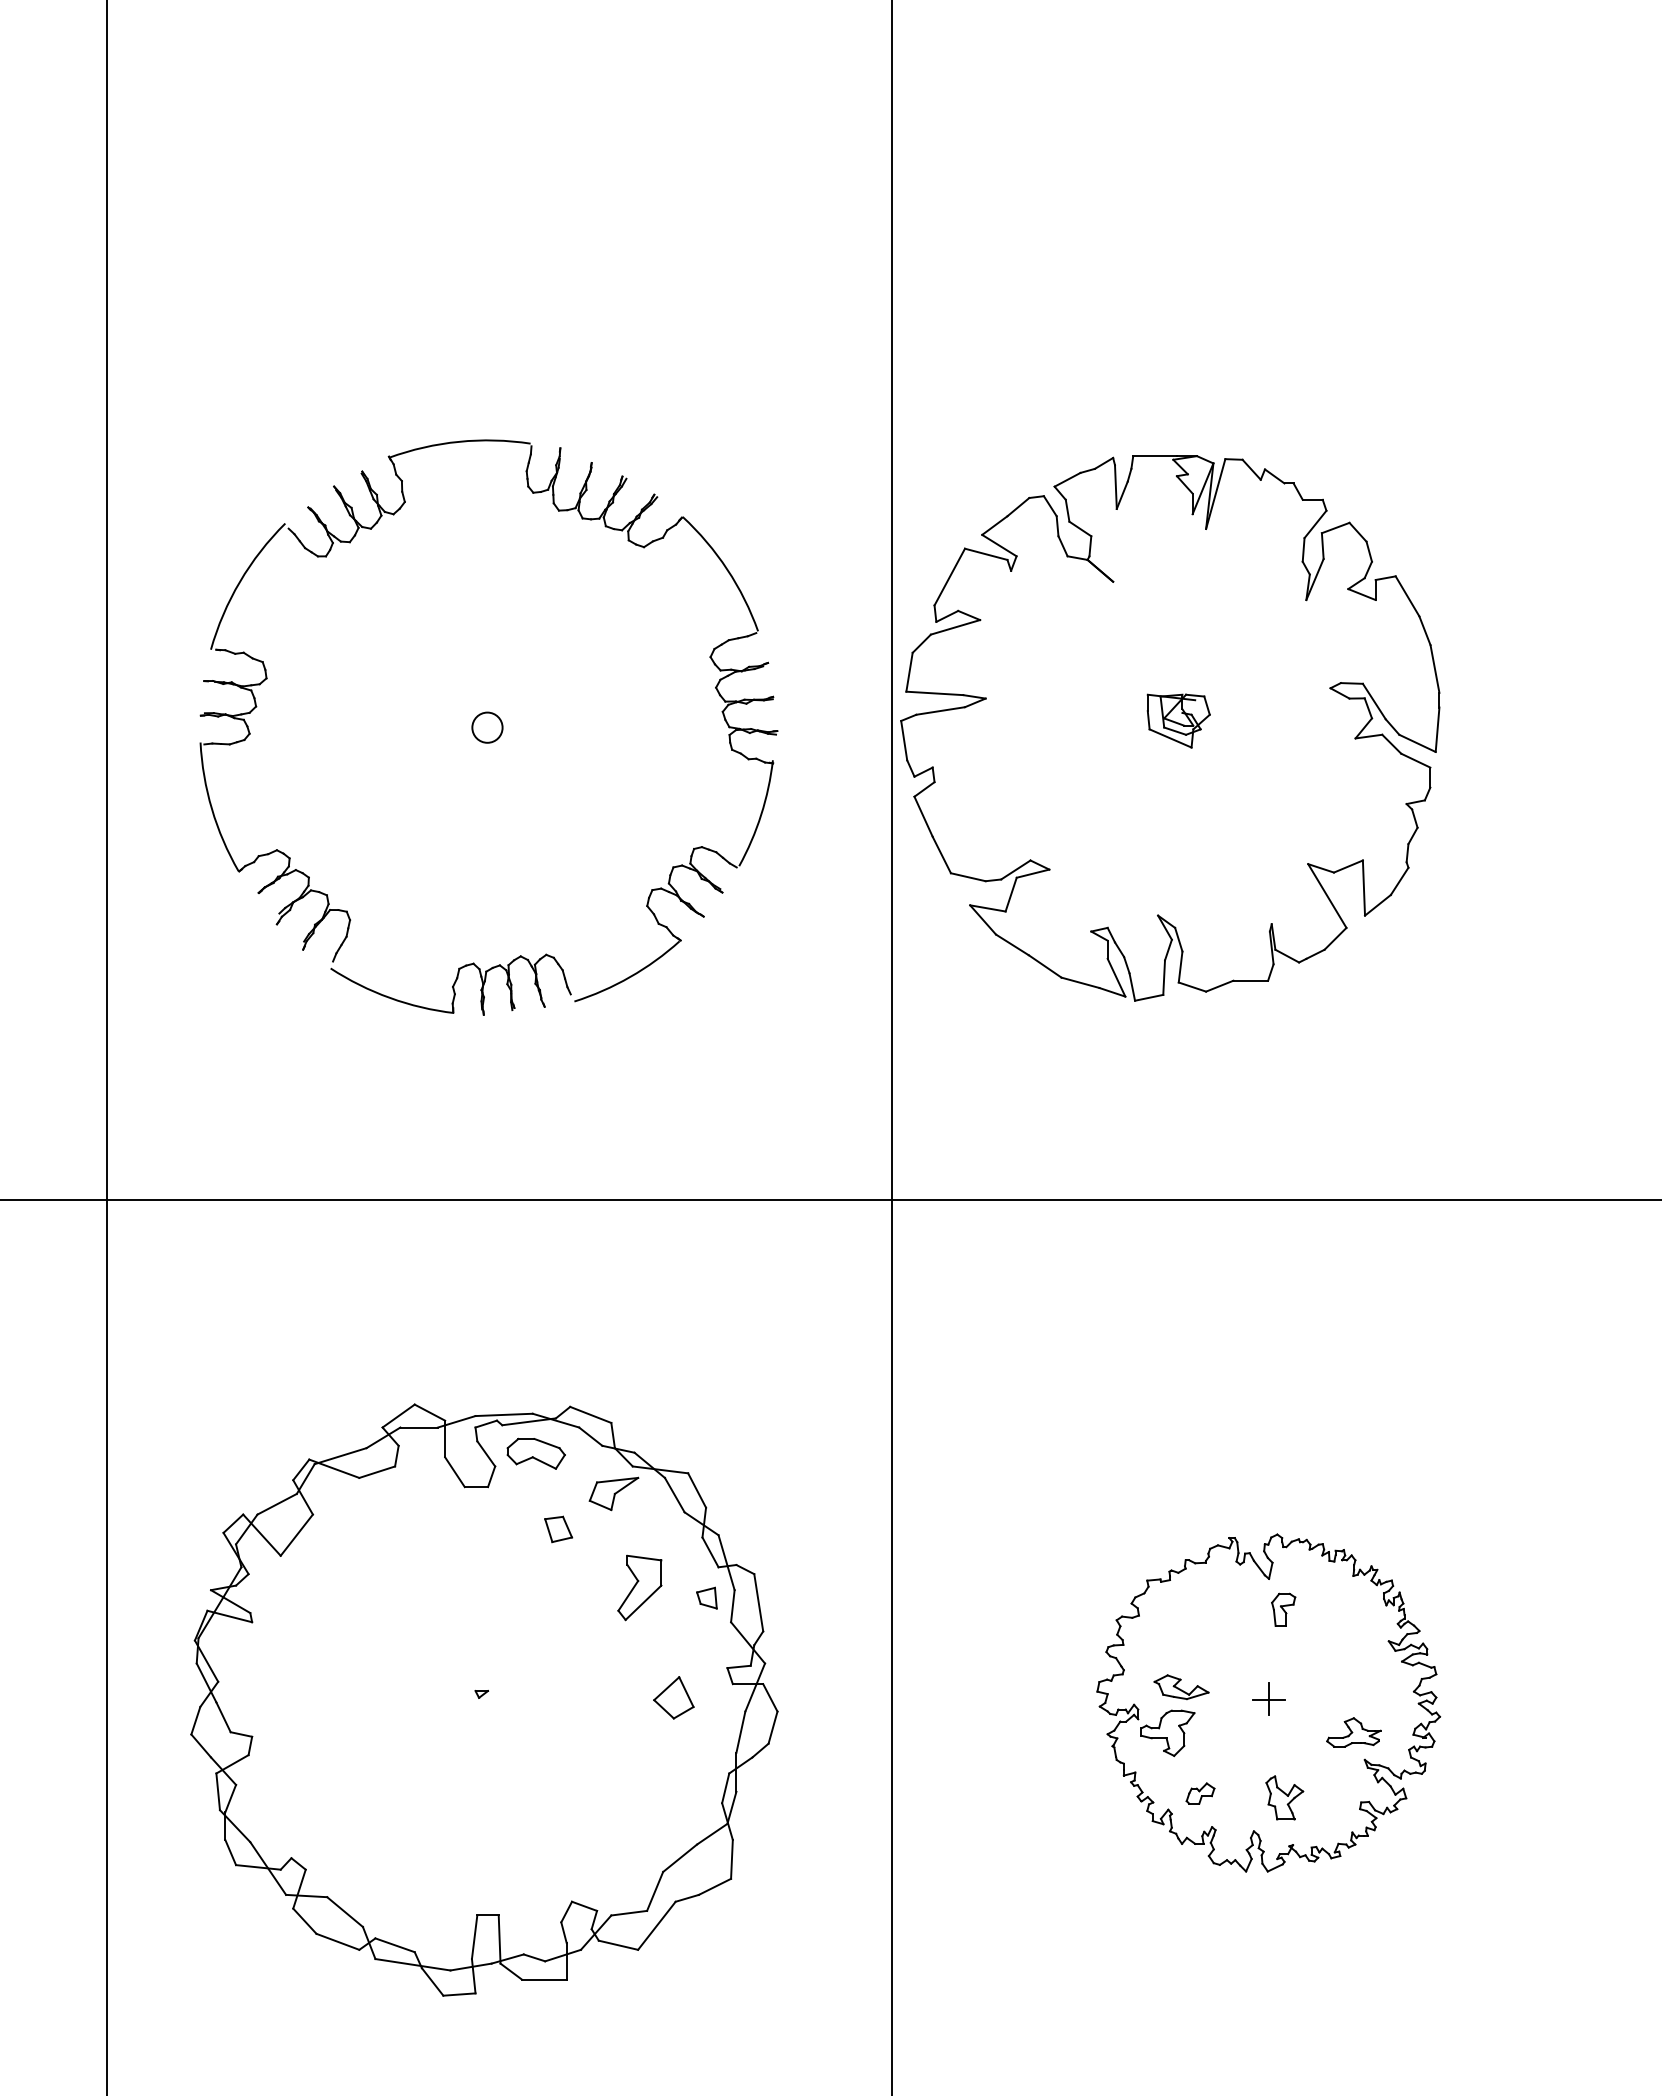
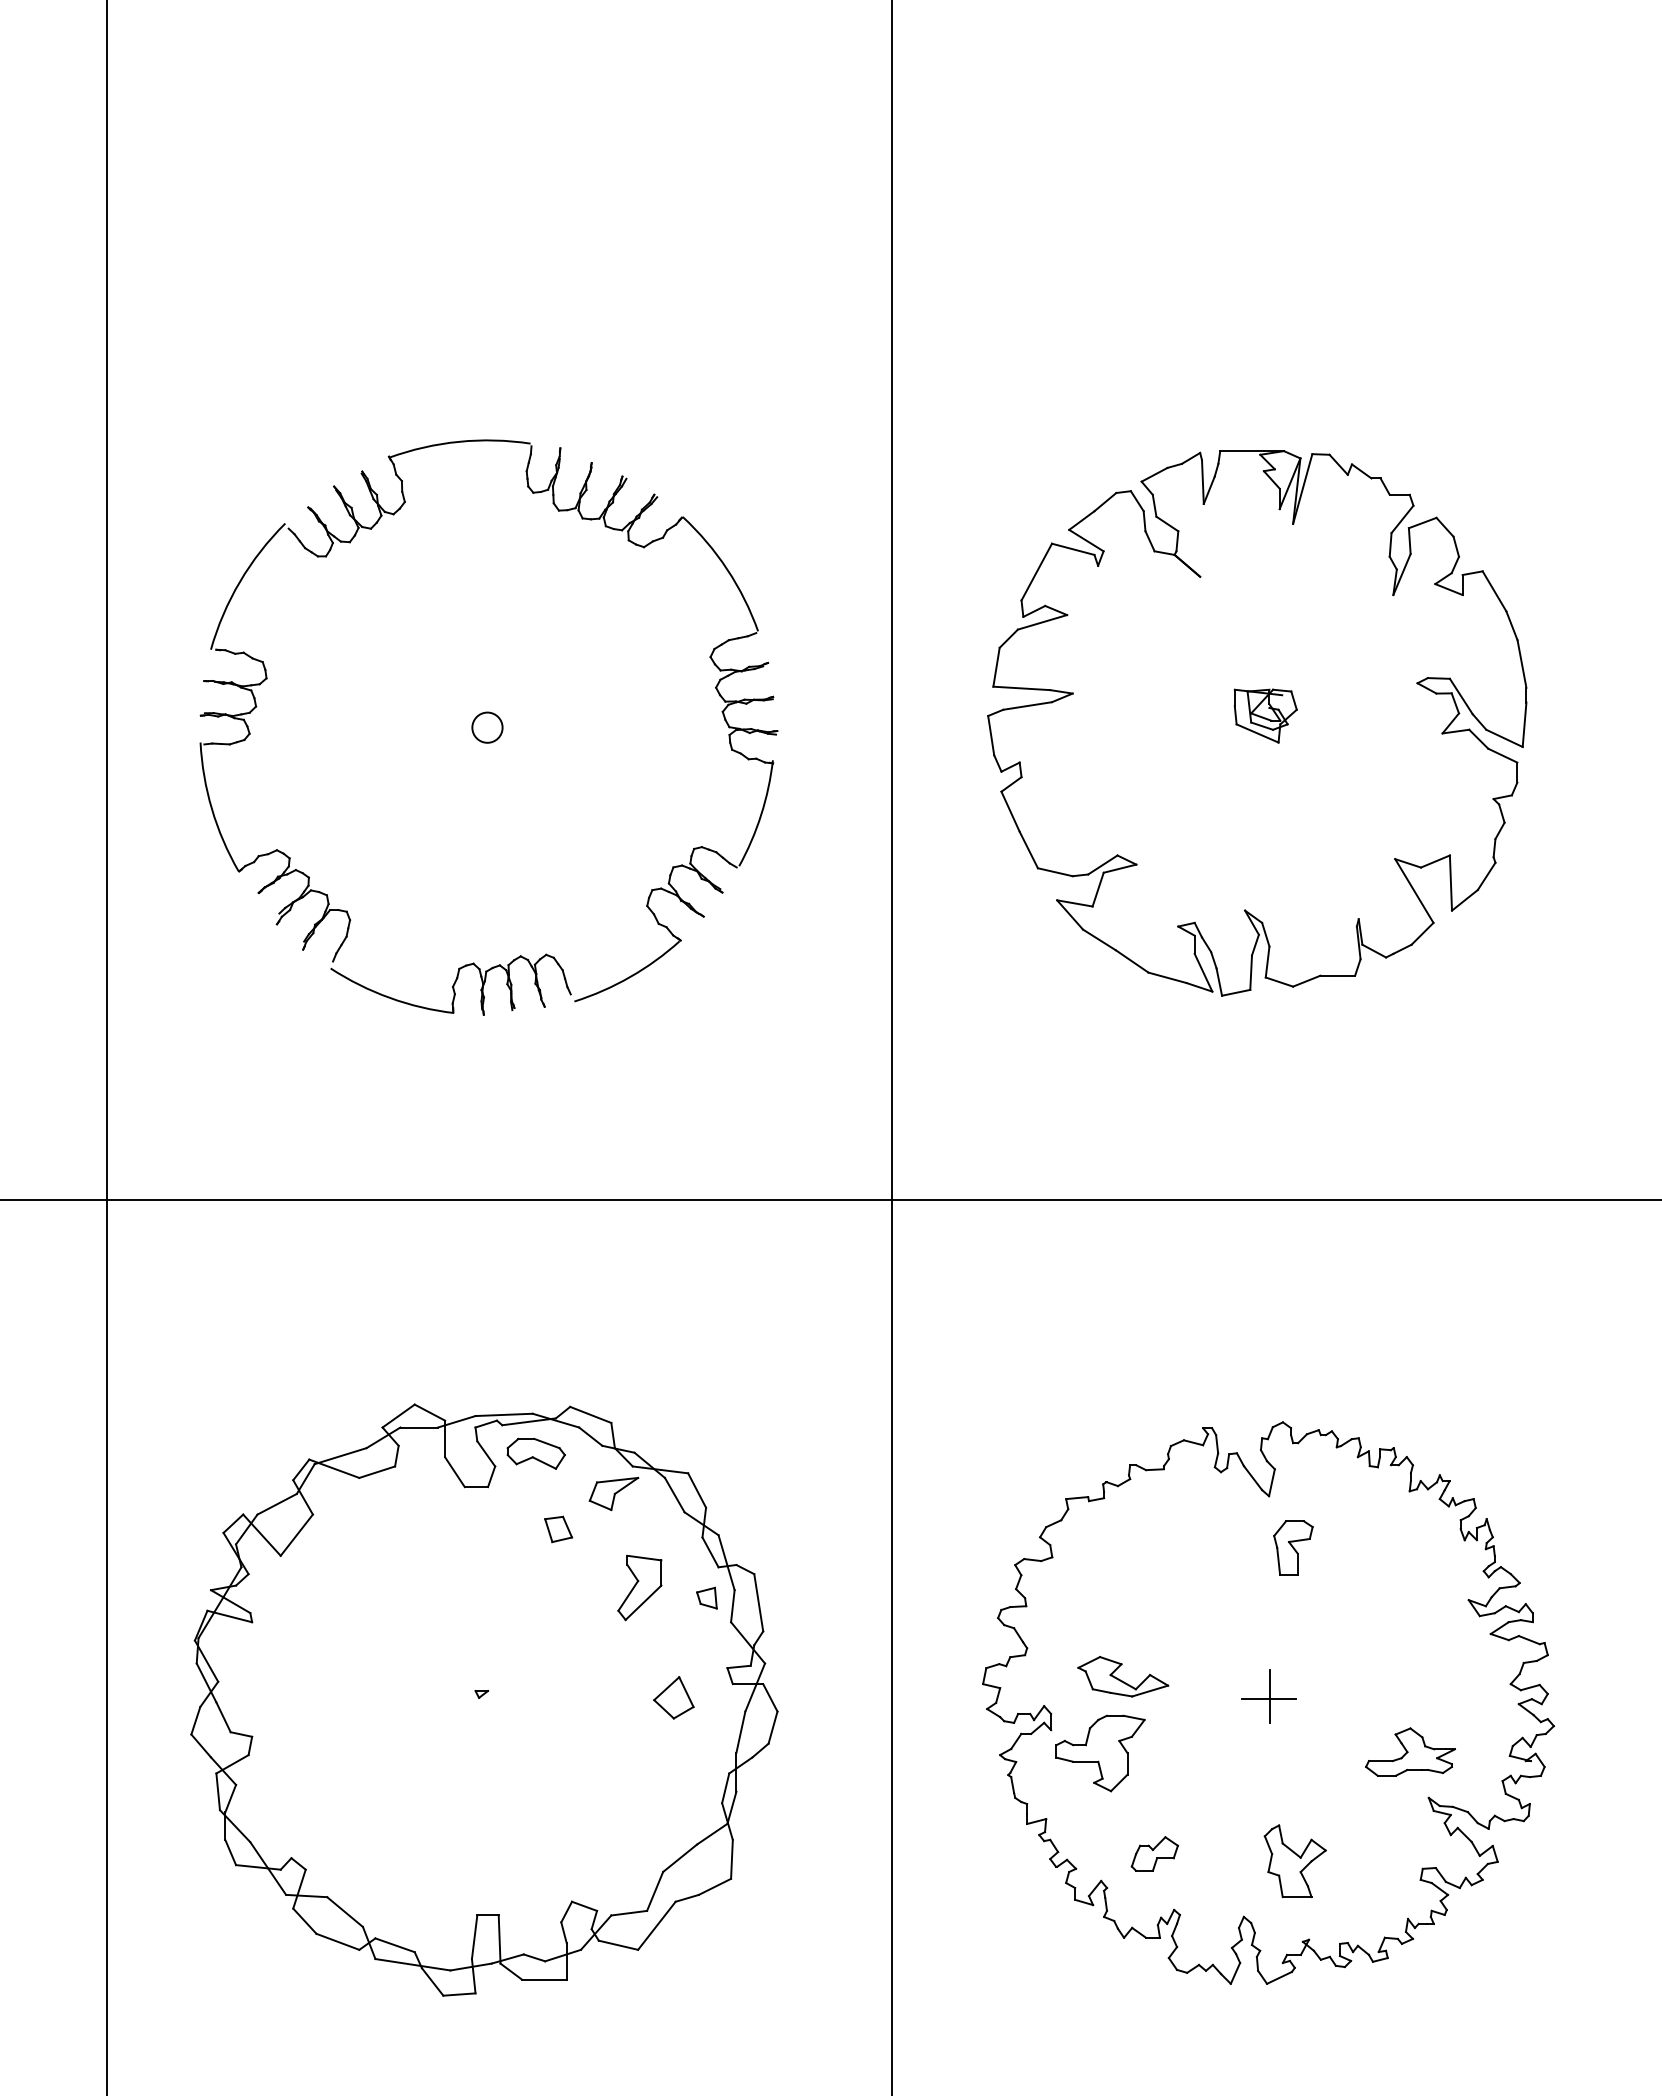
part position: (1170, 728) -> (1257, 723) (1257, 723)
part size: 346x340 px -> 574x564 px (1268, 1702)
